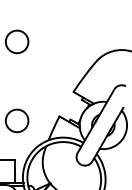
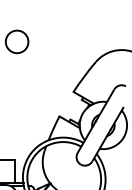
circle: present -> none (17, 120)
